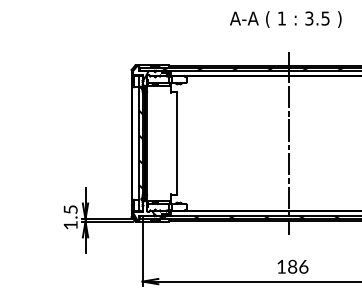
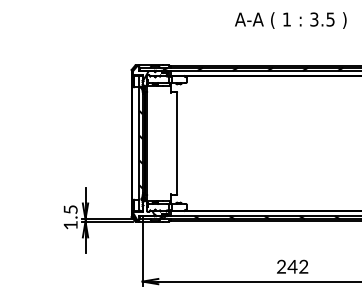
text position: (285, 19) -> (290, 20) (290, 20)
line: present -> none (289, 143)
text: 186 -> 242 (292, 266)
